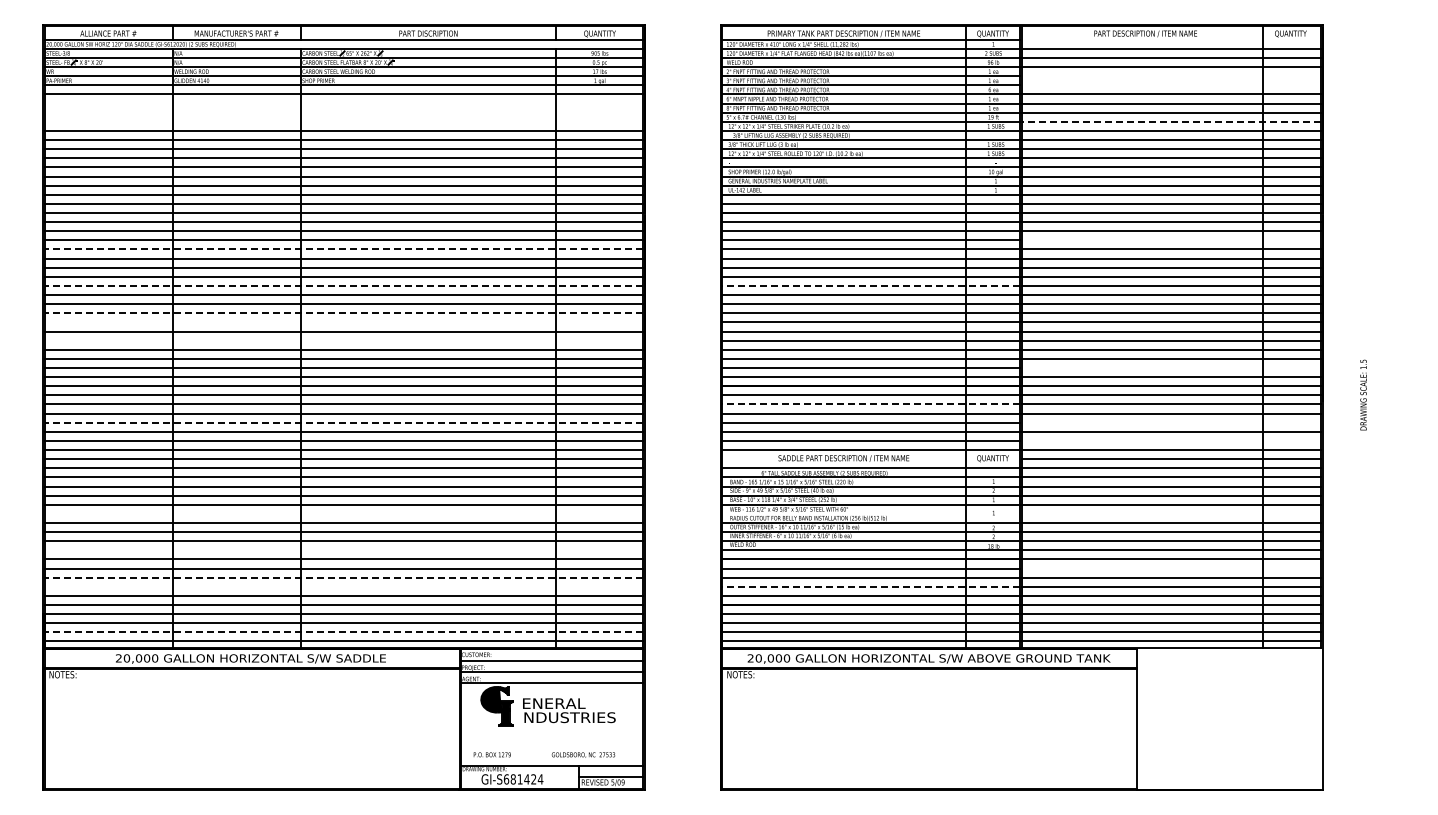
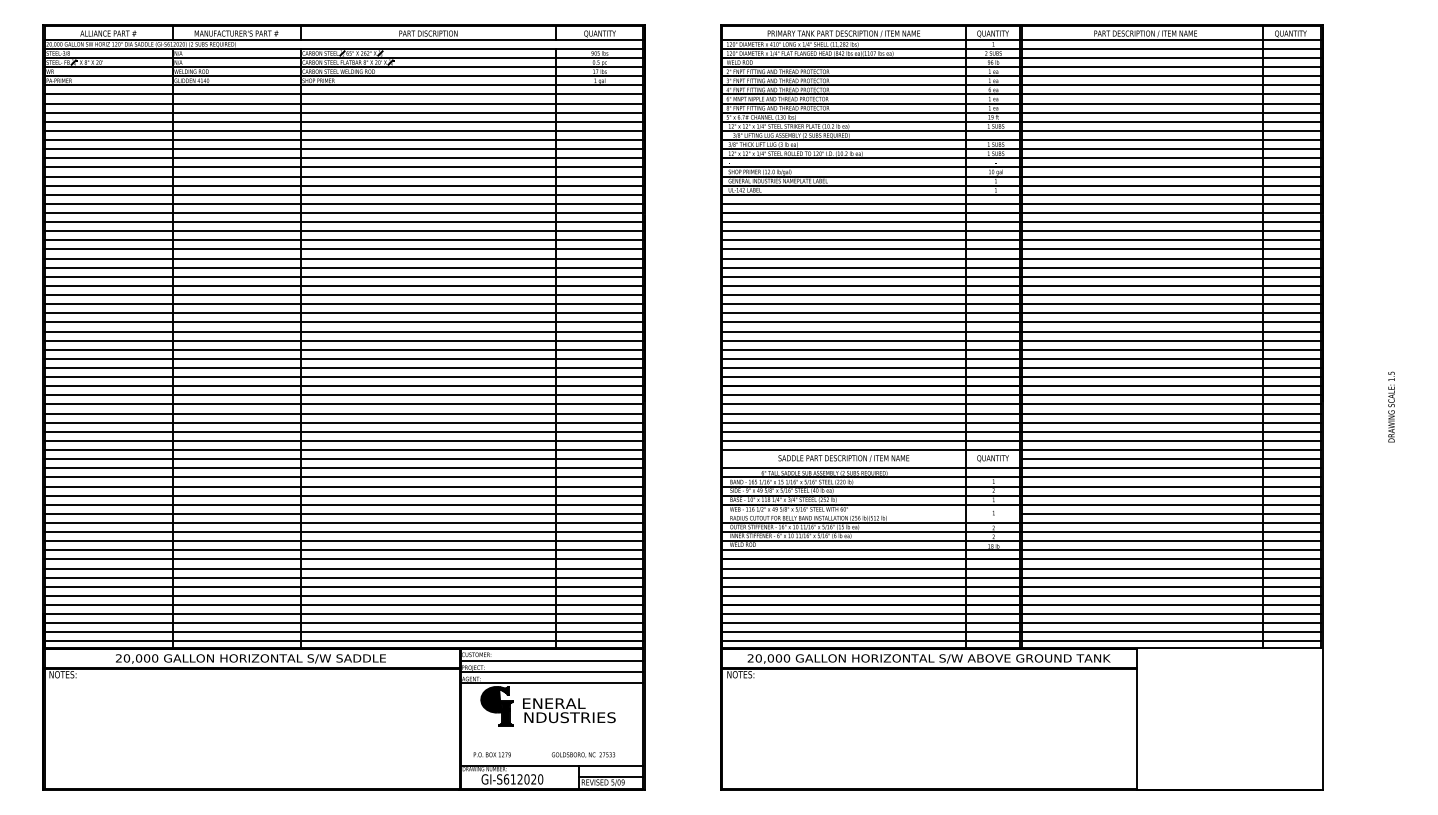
line: none -> present (1171, 39)
line: none -> present (1171, 76)
line: none -> present (1171, 85)
line: none -> present (343, 103)
line: none -> present (343, 112)
line: none -> present (343, 121)
line: dashed -> solid (1171, 121)
line: none -> present (1171, 240)
line: dashed -> solid (343, 249)
line: dashed -> solid (343, 285)
line: dashed -> solid (871, 285)
line: dashed -> solid (343, 313)
line: none -> present (343, 322)
line: none -> present (343, 340)
line: none -> present (1171, 367)
text position: (1363, 394) -> (1391, 406) (1391, 406)
line: dashed -> solid (871, 404)
line: dashed -> solid (343, 422)
line: none -> present (1171, 422)
line: none -> present (1171, 440)
line: none -> present (343, 513)
line: none -> present (1171, 513)
line: none -> present (343, 550)
line: none -> present (1171, 568)
line: dashed -> solid (343, 577)
line: none -> present (343, 586)
line: dashed -> solid (871, 586)
line: dashed -> solid (343, 632)
text: GI-S681424 -> GI-S612020 (526, 779)
